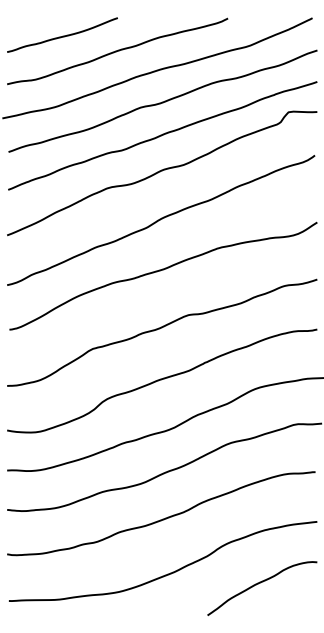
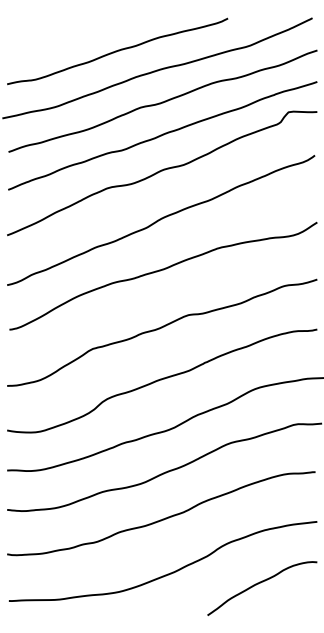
curve: present -> none (62, 35)
